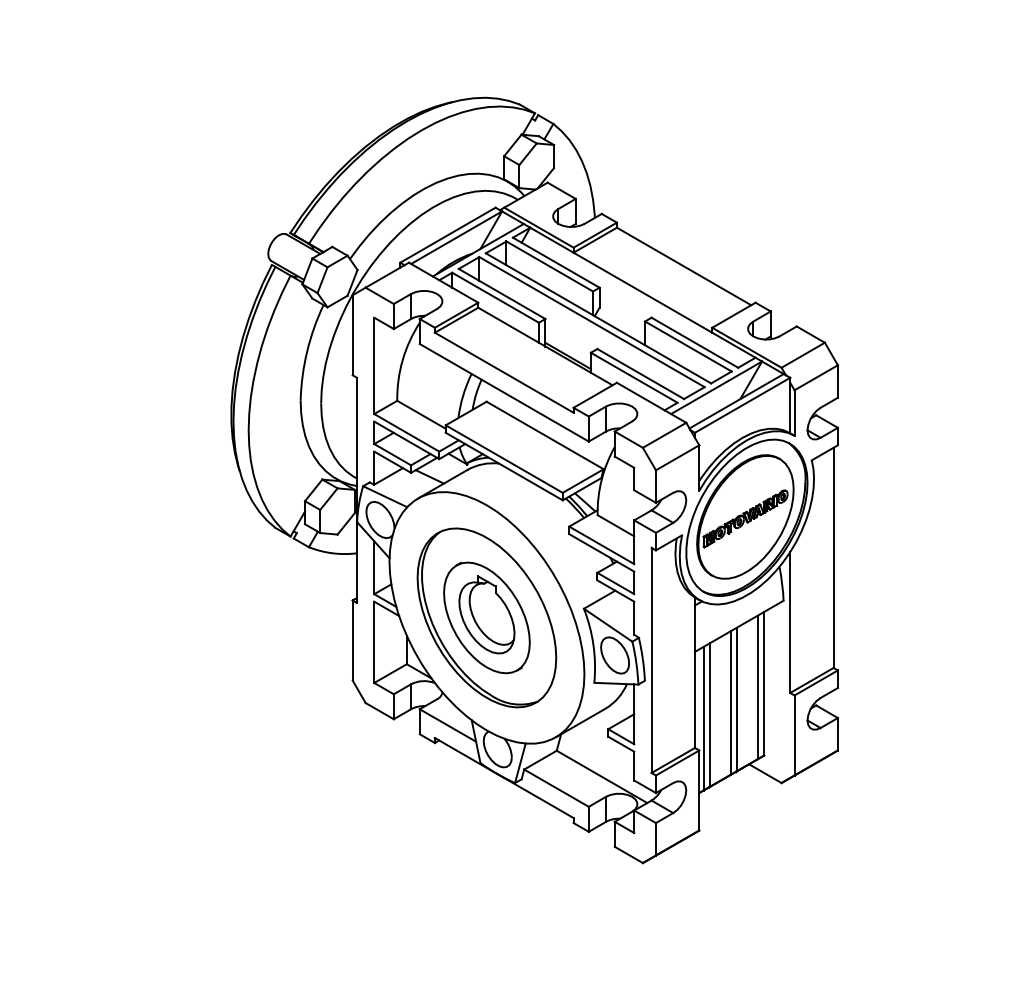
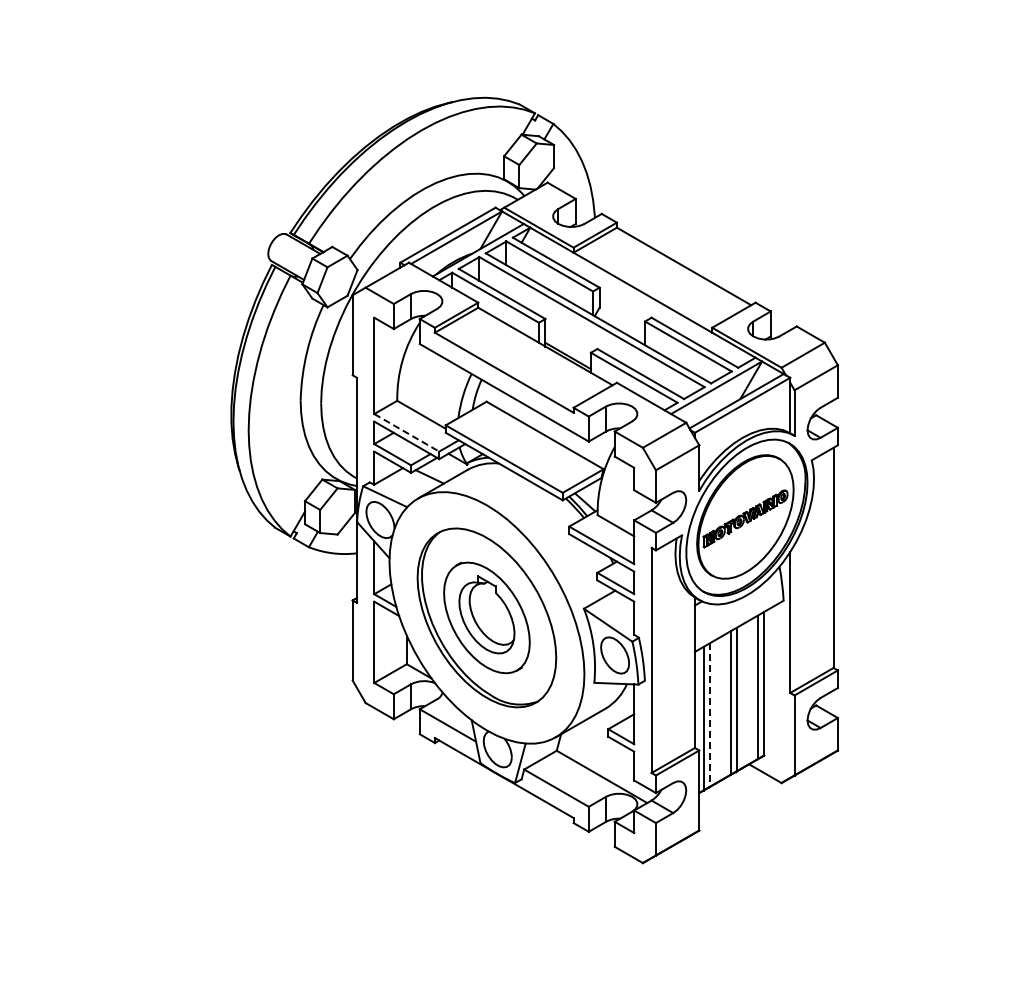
line: solid -> dashed (406, 432)
line: solid -> dashed (710, 714)
